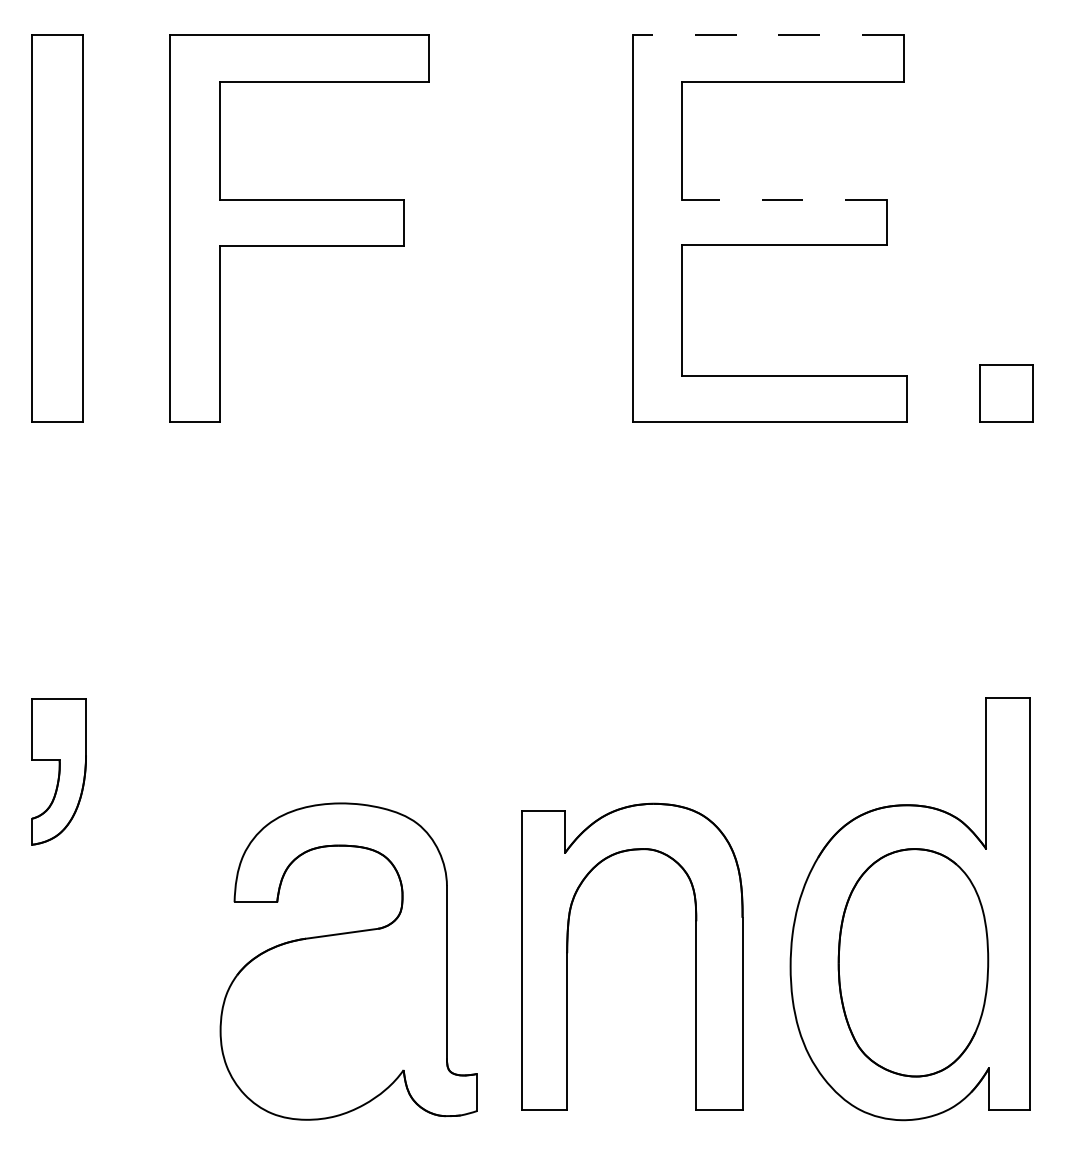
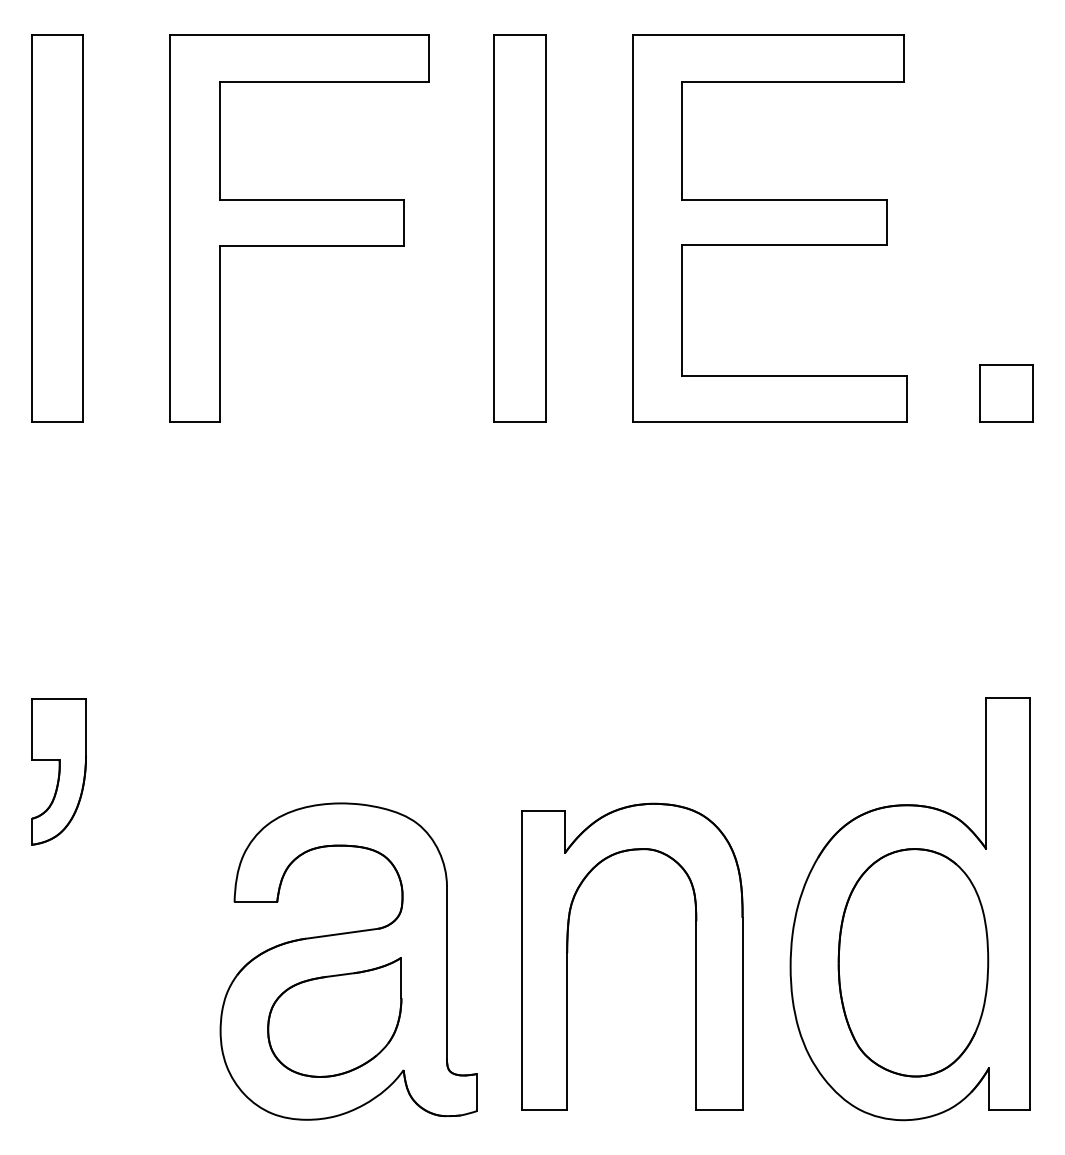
line: dashed -> solid (767, 34)
line: dashed -> solid (783, 199)
part: none -> present (519, 228)
part: none -> present (334, 1017)
